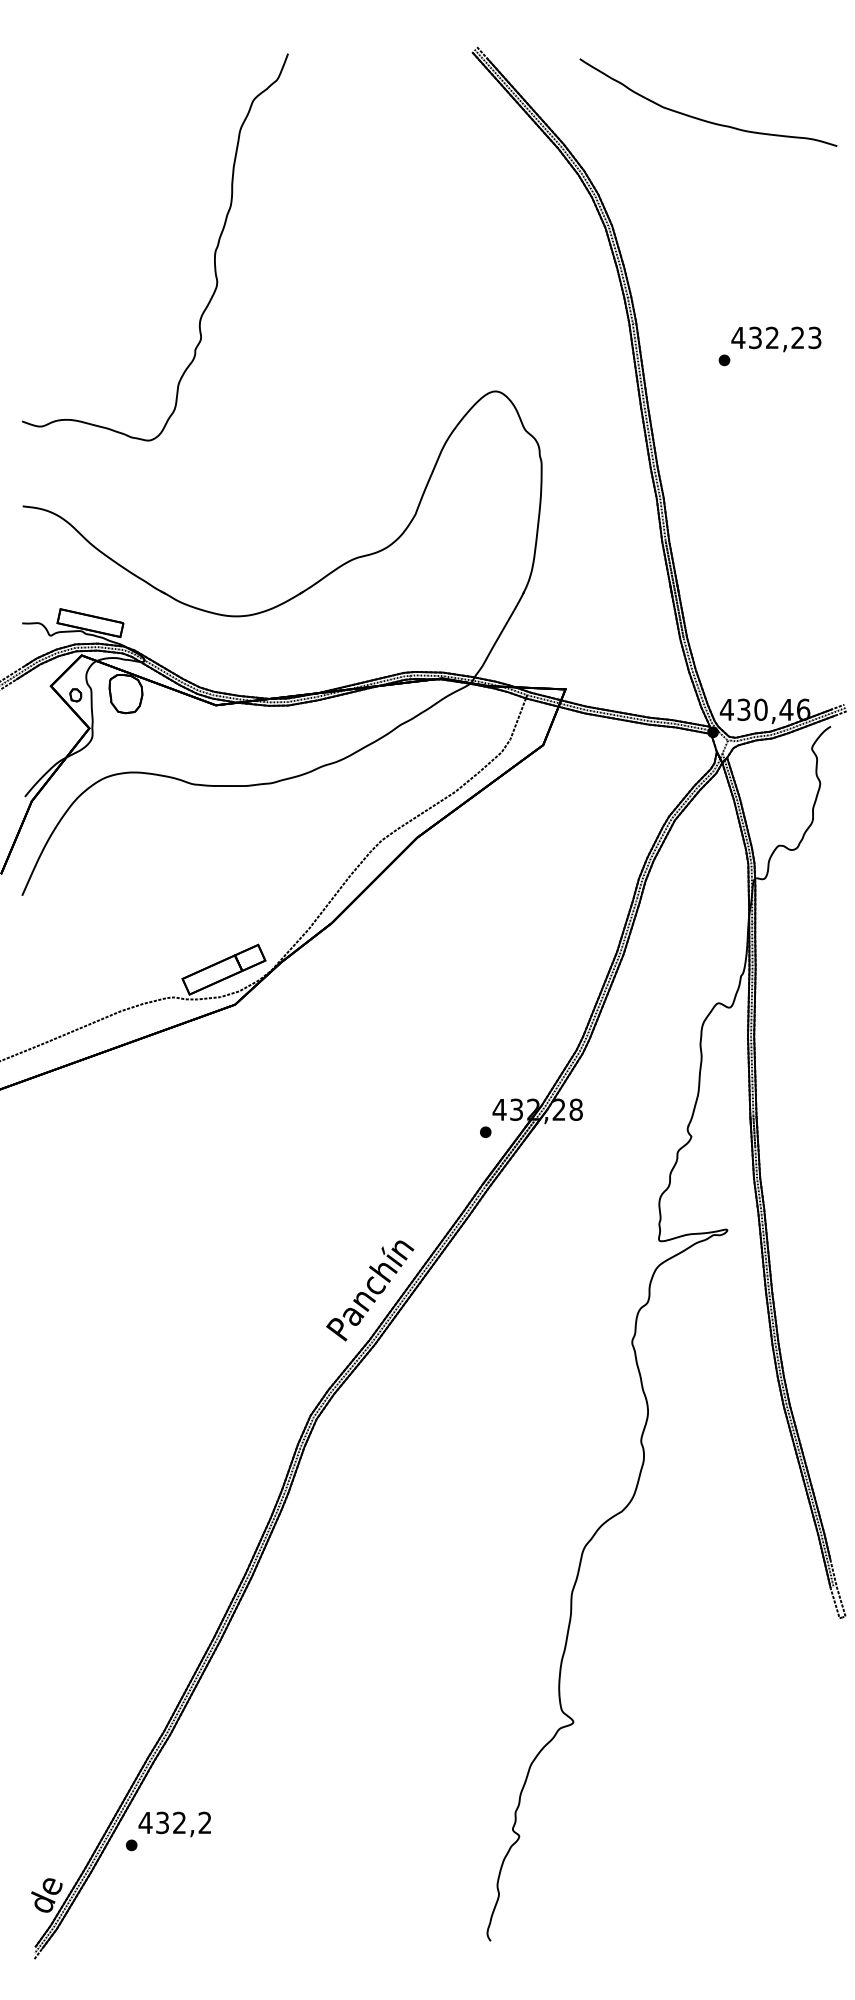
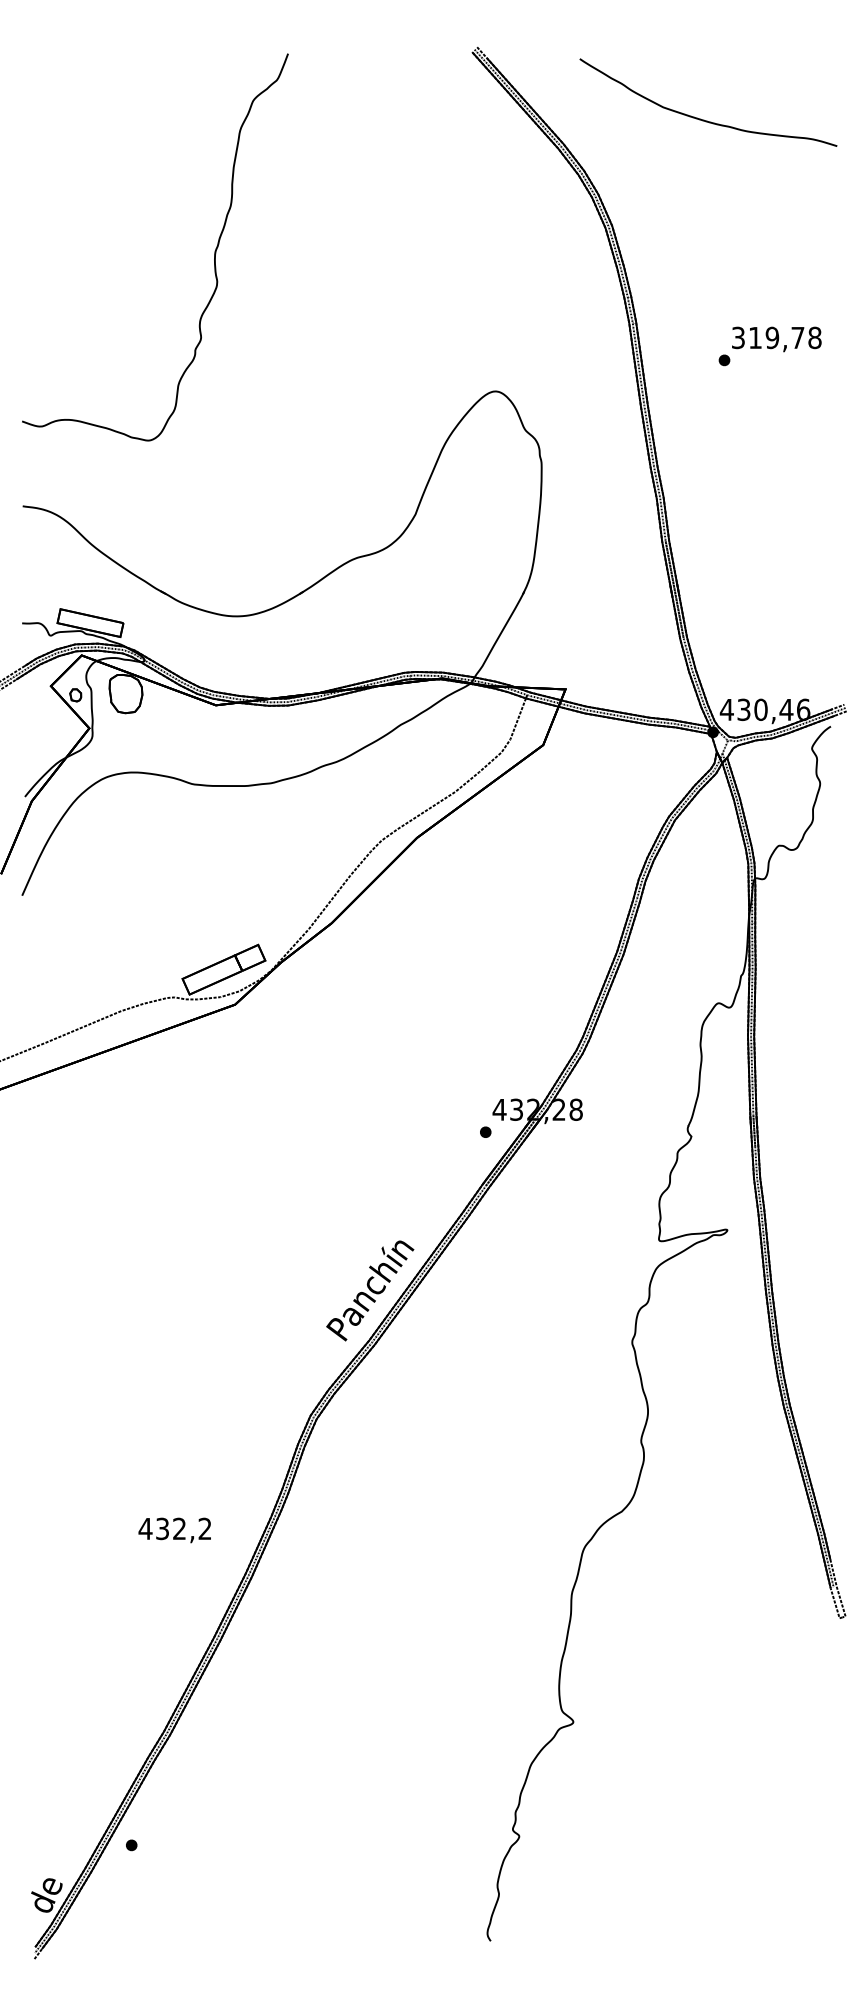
text: 432,23 -> 319,78 (776, 337)
text position: (174, 1824) -> (174, 1530) (174, 1530)
